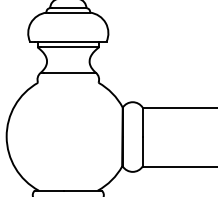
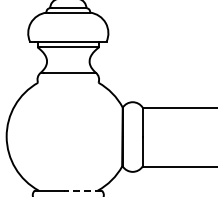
line: solid -> dashed (82, 190)
